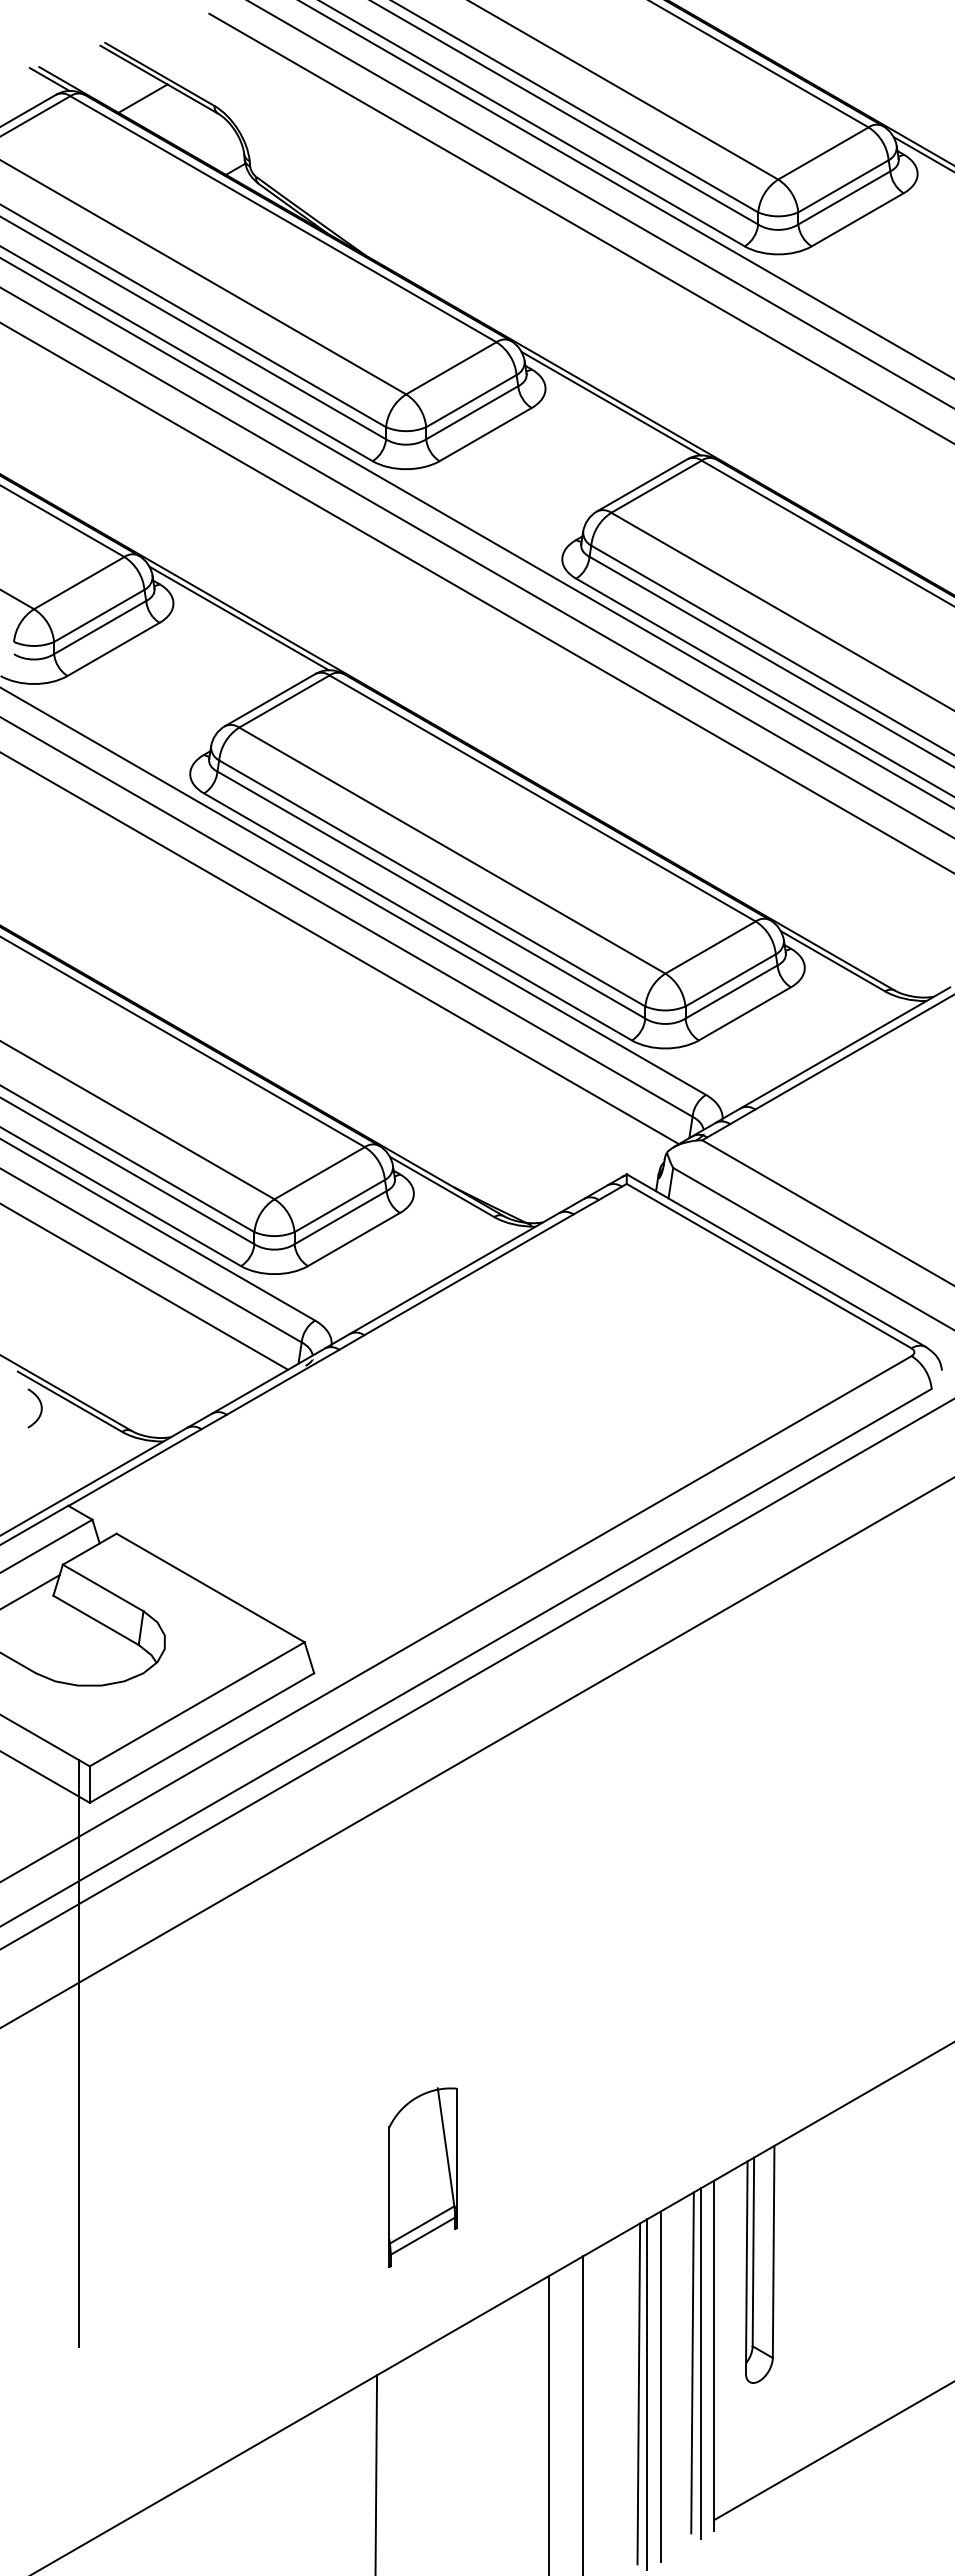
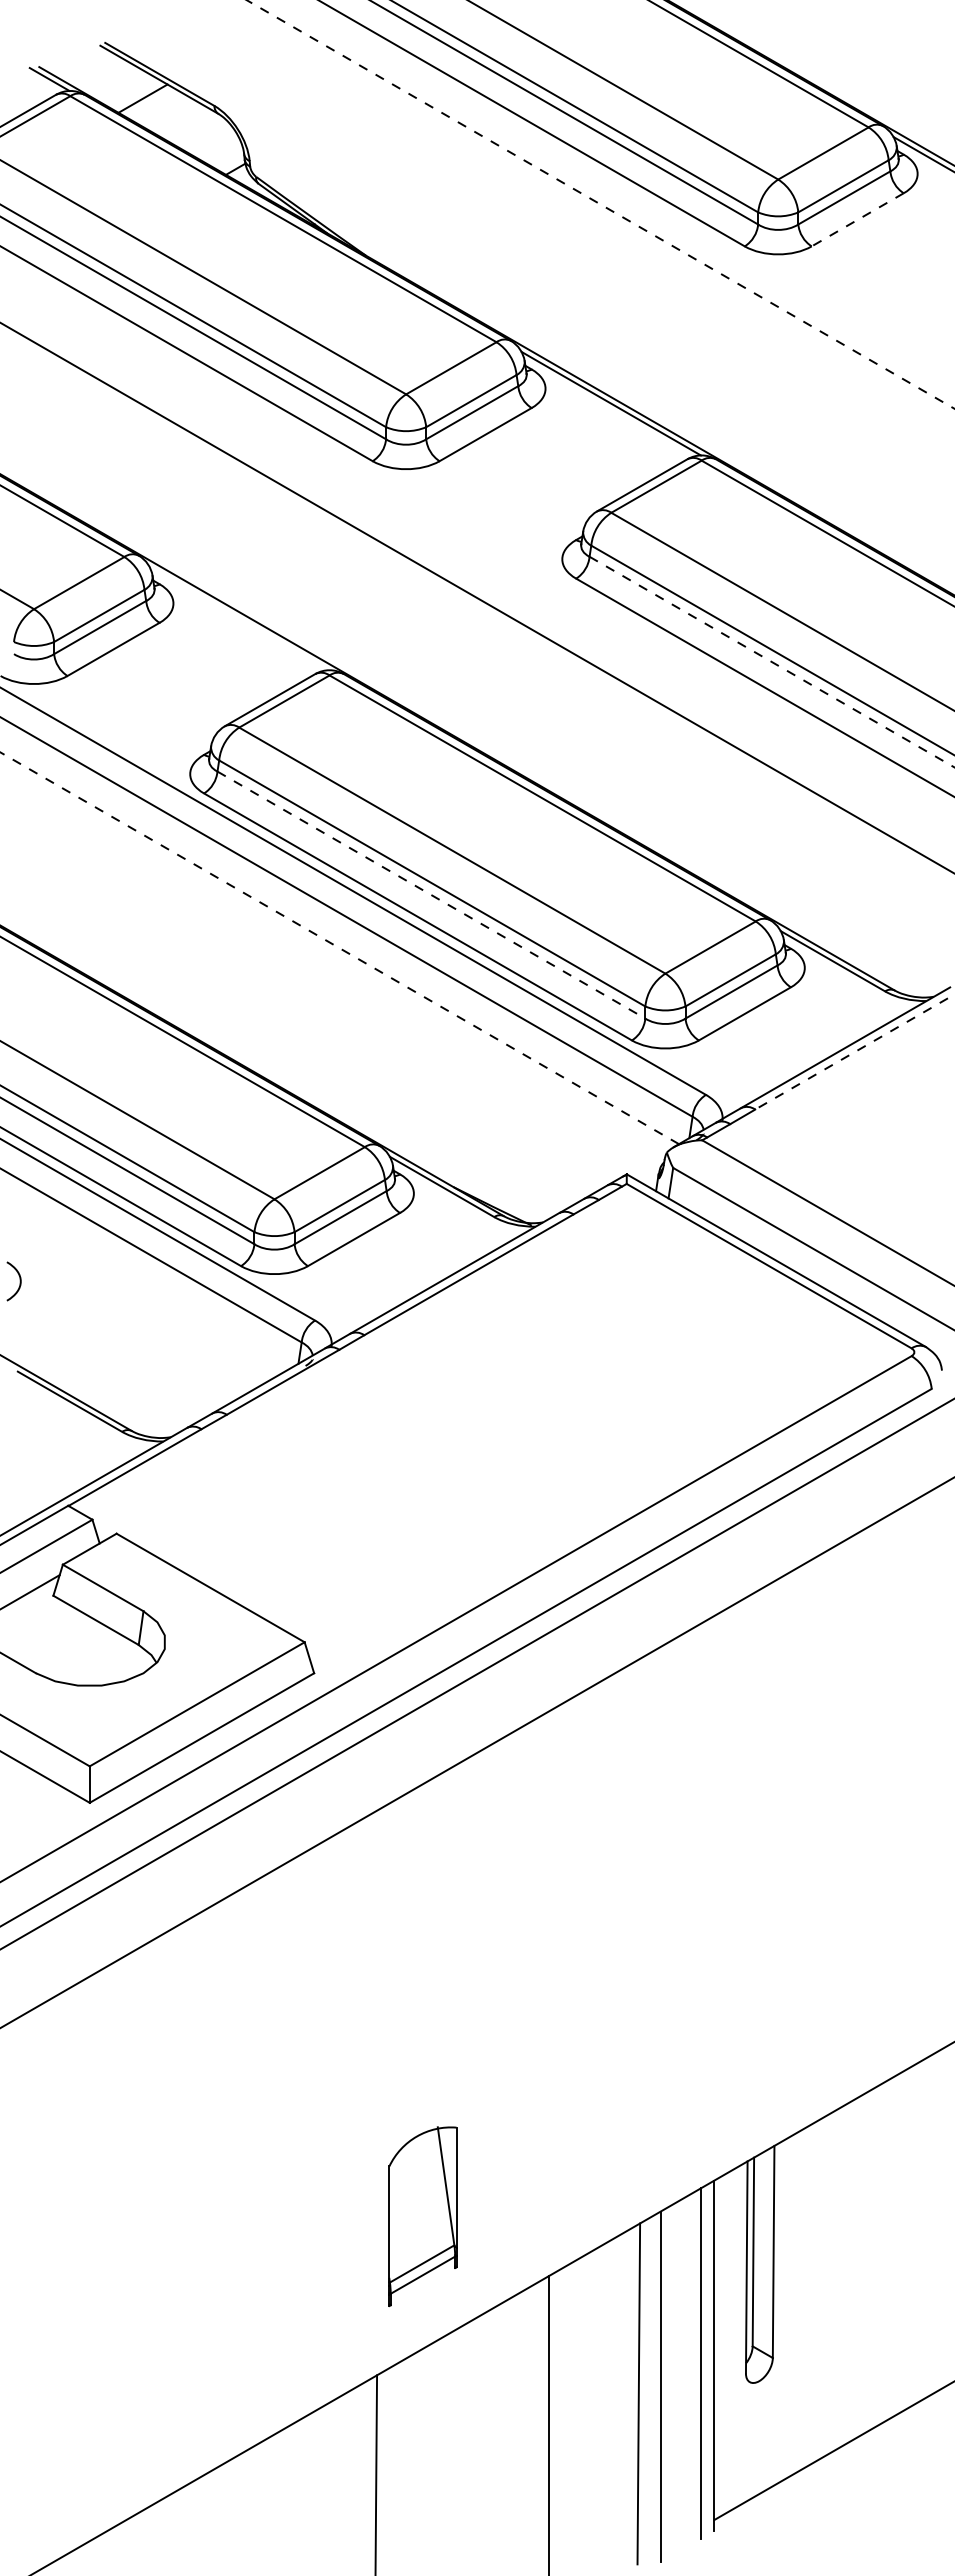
line: present -> none (626, 189)
line: solid -> dashed (600, 204)
line: solid -> dashed (857, 220)
line: present -> none (580, 227)
line: present -> none (476, 532)
line: present -> none (476, 562)
line: present -> none (238, 618)
line: solid -> dashed (771, 662)
line: solid -> dashed (431, 895)
line: solid -> dashed (339, 948)
line: solid -> dashed (854, 1052)
line: present -> none (145, 1286)
curve position: (40, 1408) -> (19, 1281) (19, 1281)
line: present -> none (79, 2053)
part position: (422, 2177) -> (422, 2216) (422, 2216)
line: present -> none (692, 2362)
line: present -> none (647, 2394)
line: present -> none (583, 2414)
